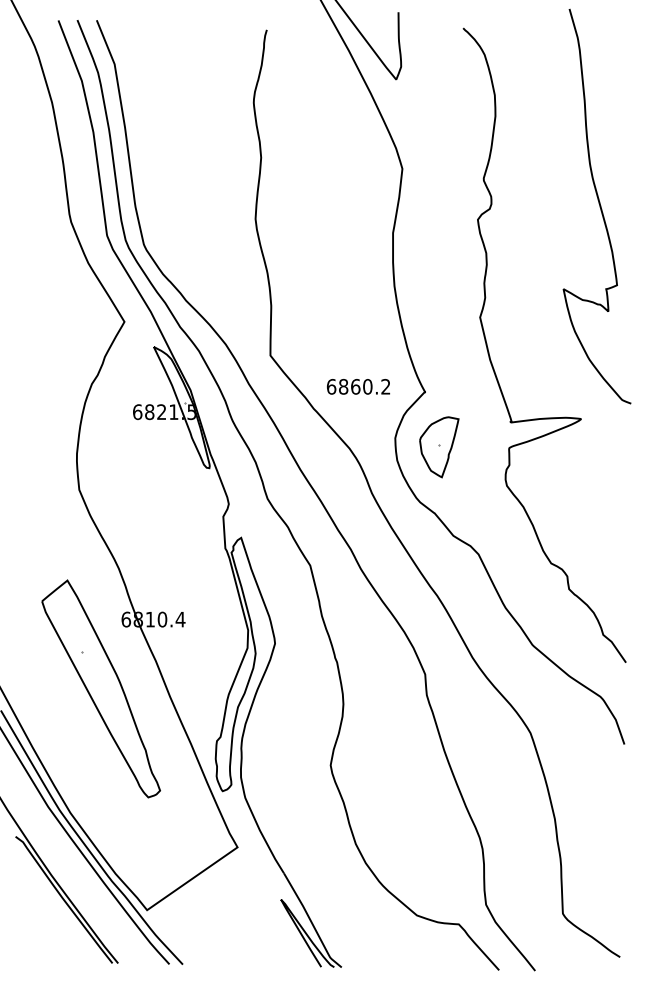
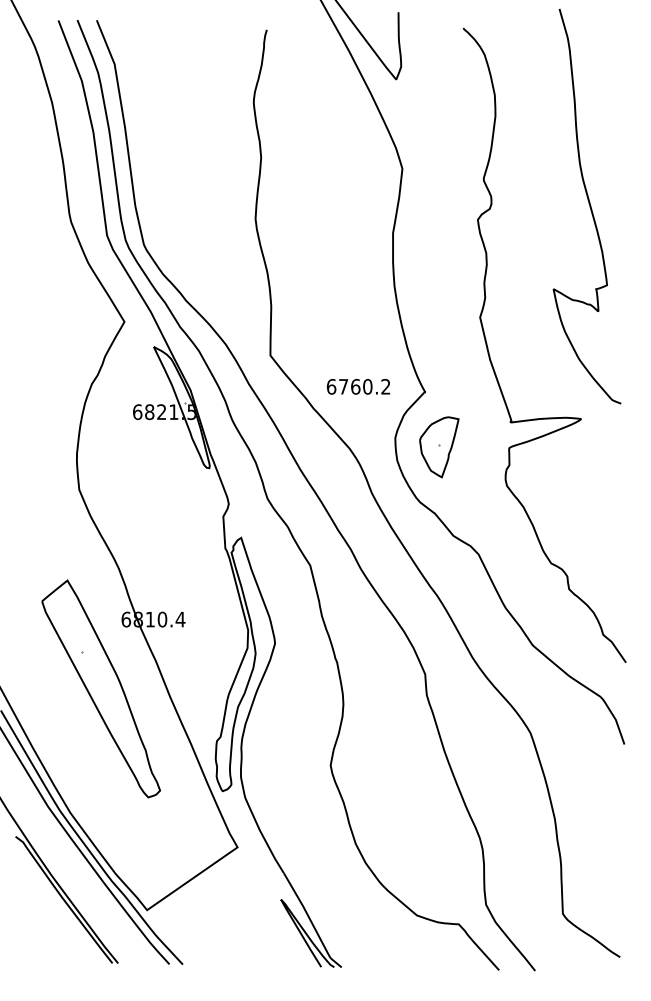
curve position: (599, 206) -> (589, 206) (589, 206)
text: 6860.2 -> 6760.2 (343, 386)
